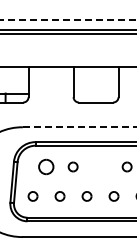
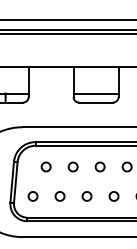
line: dashed -> solid (68, 19)
line: none -> present (95, 93)
line: dashed -> solid (79, 127)
part size: 17x18 px -> 12x12 px (45, 166)
part: none -> present (99, 166)
